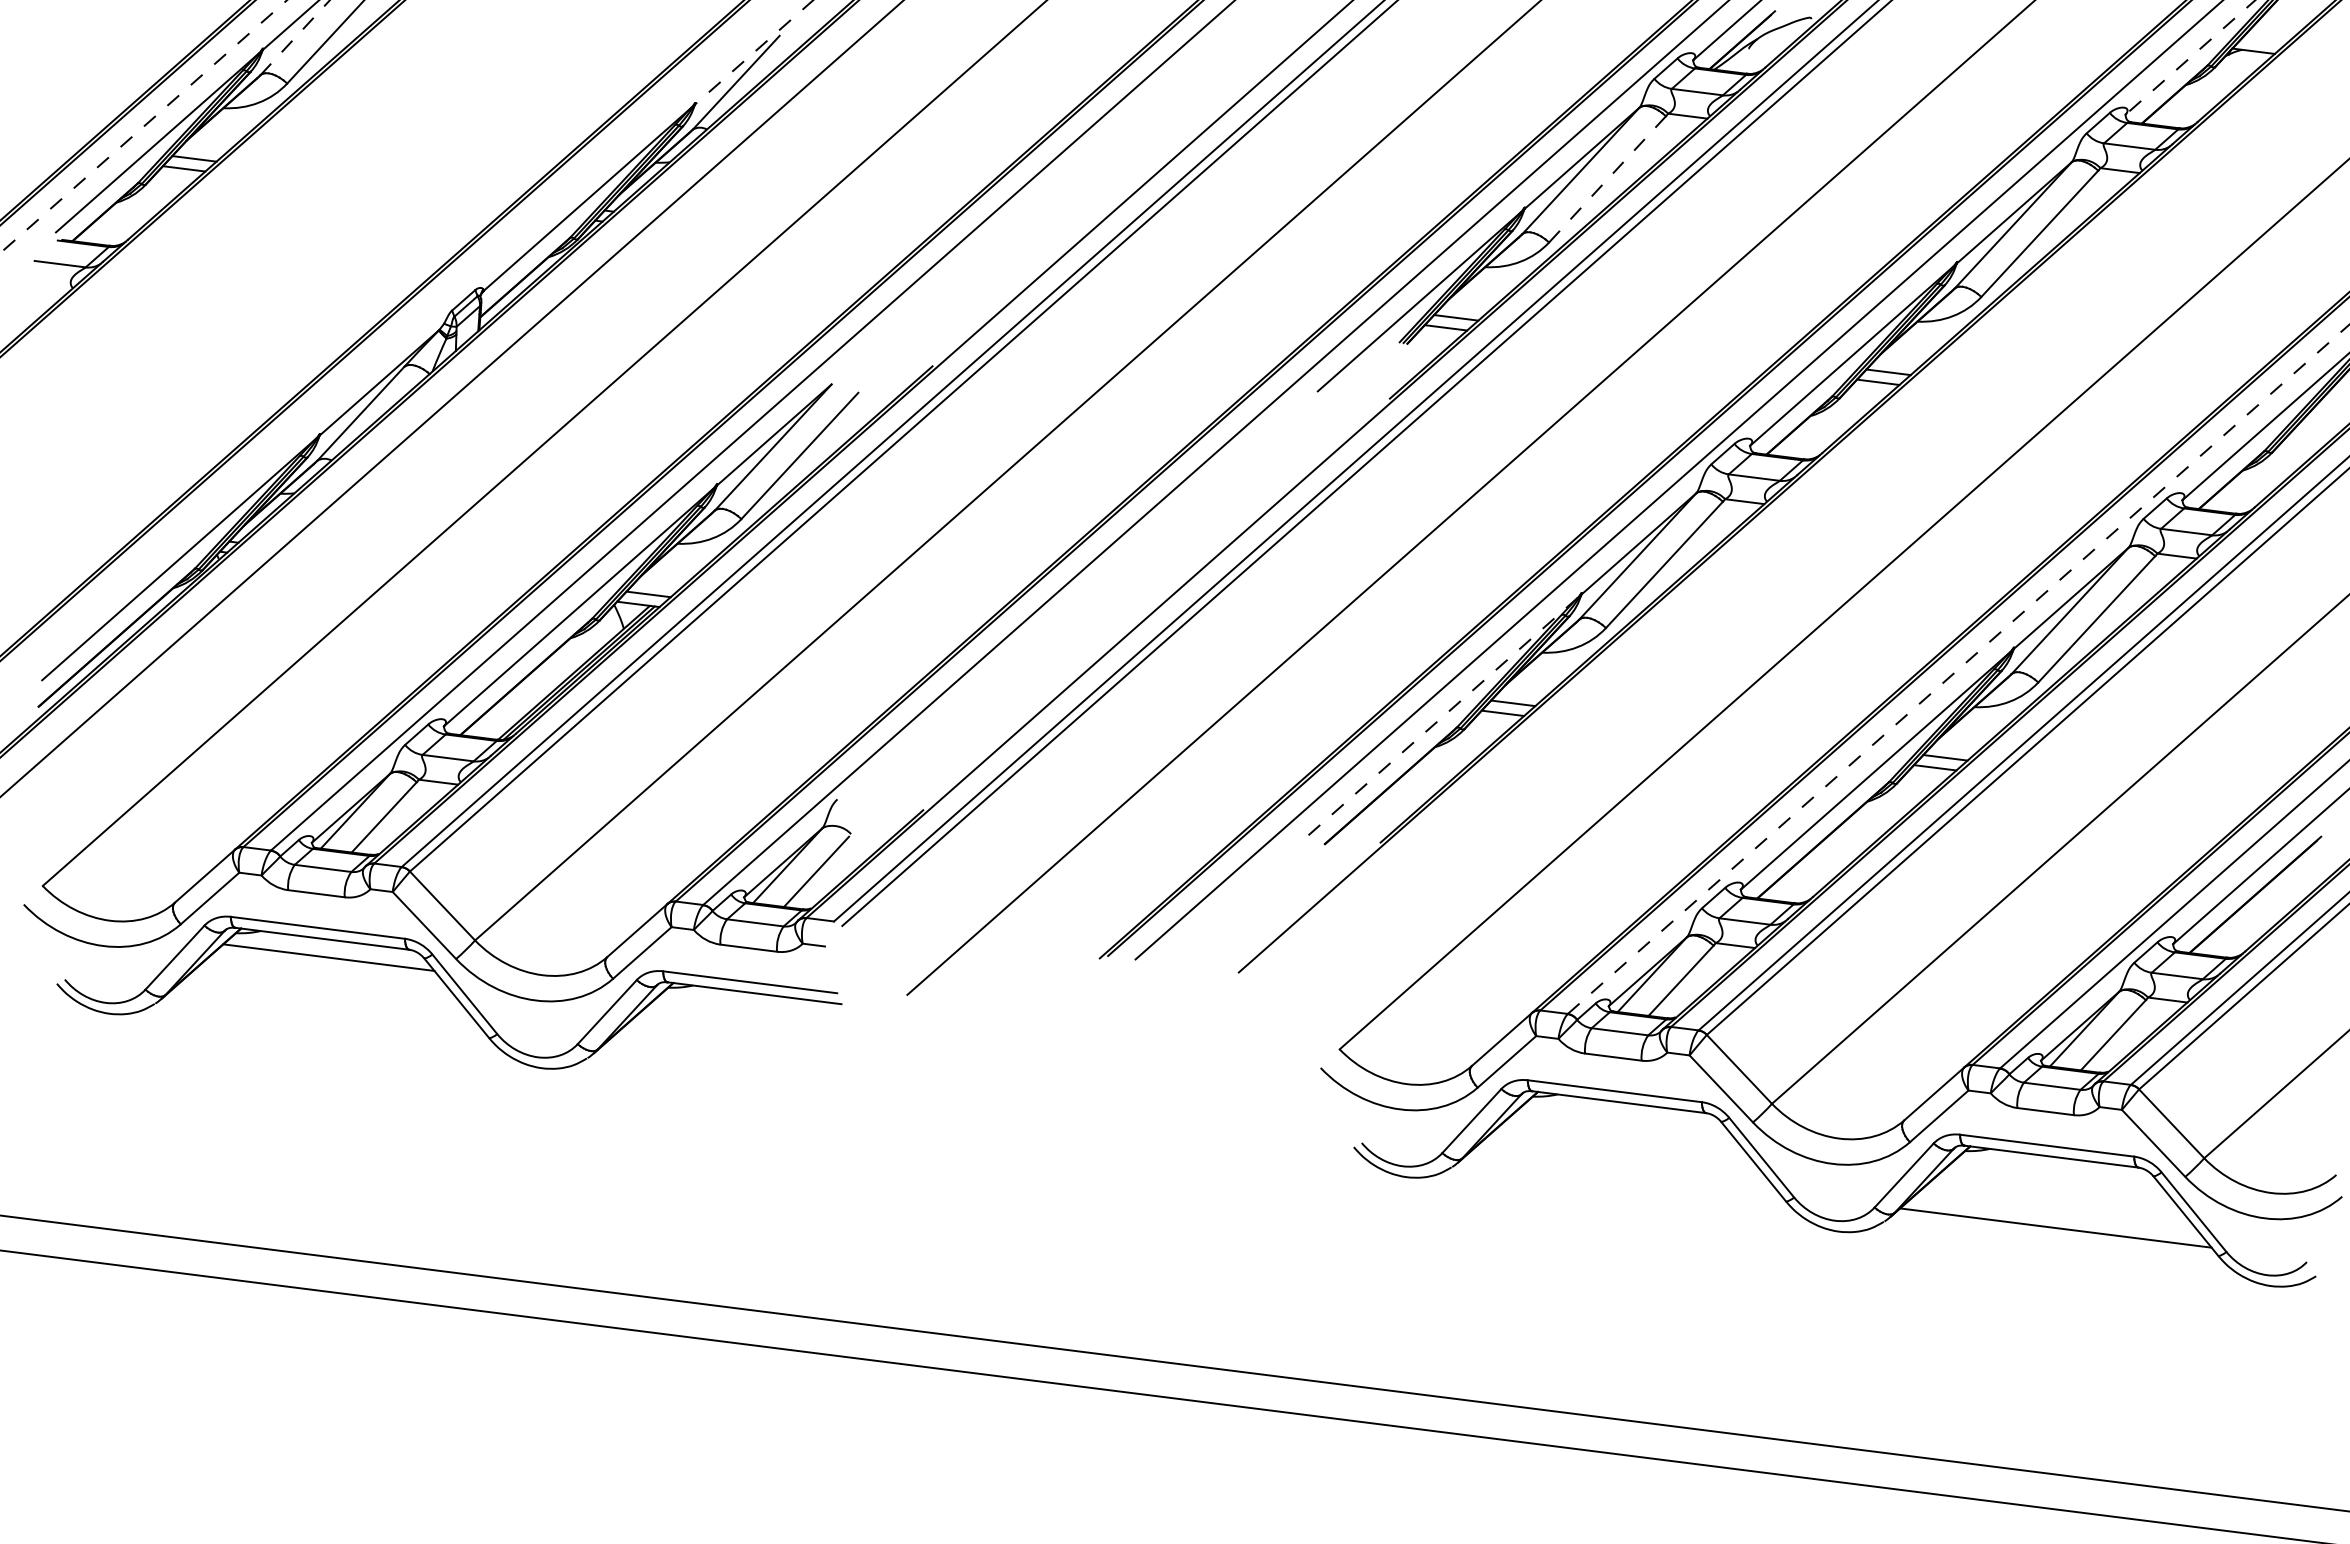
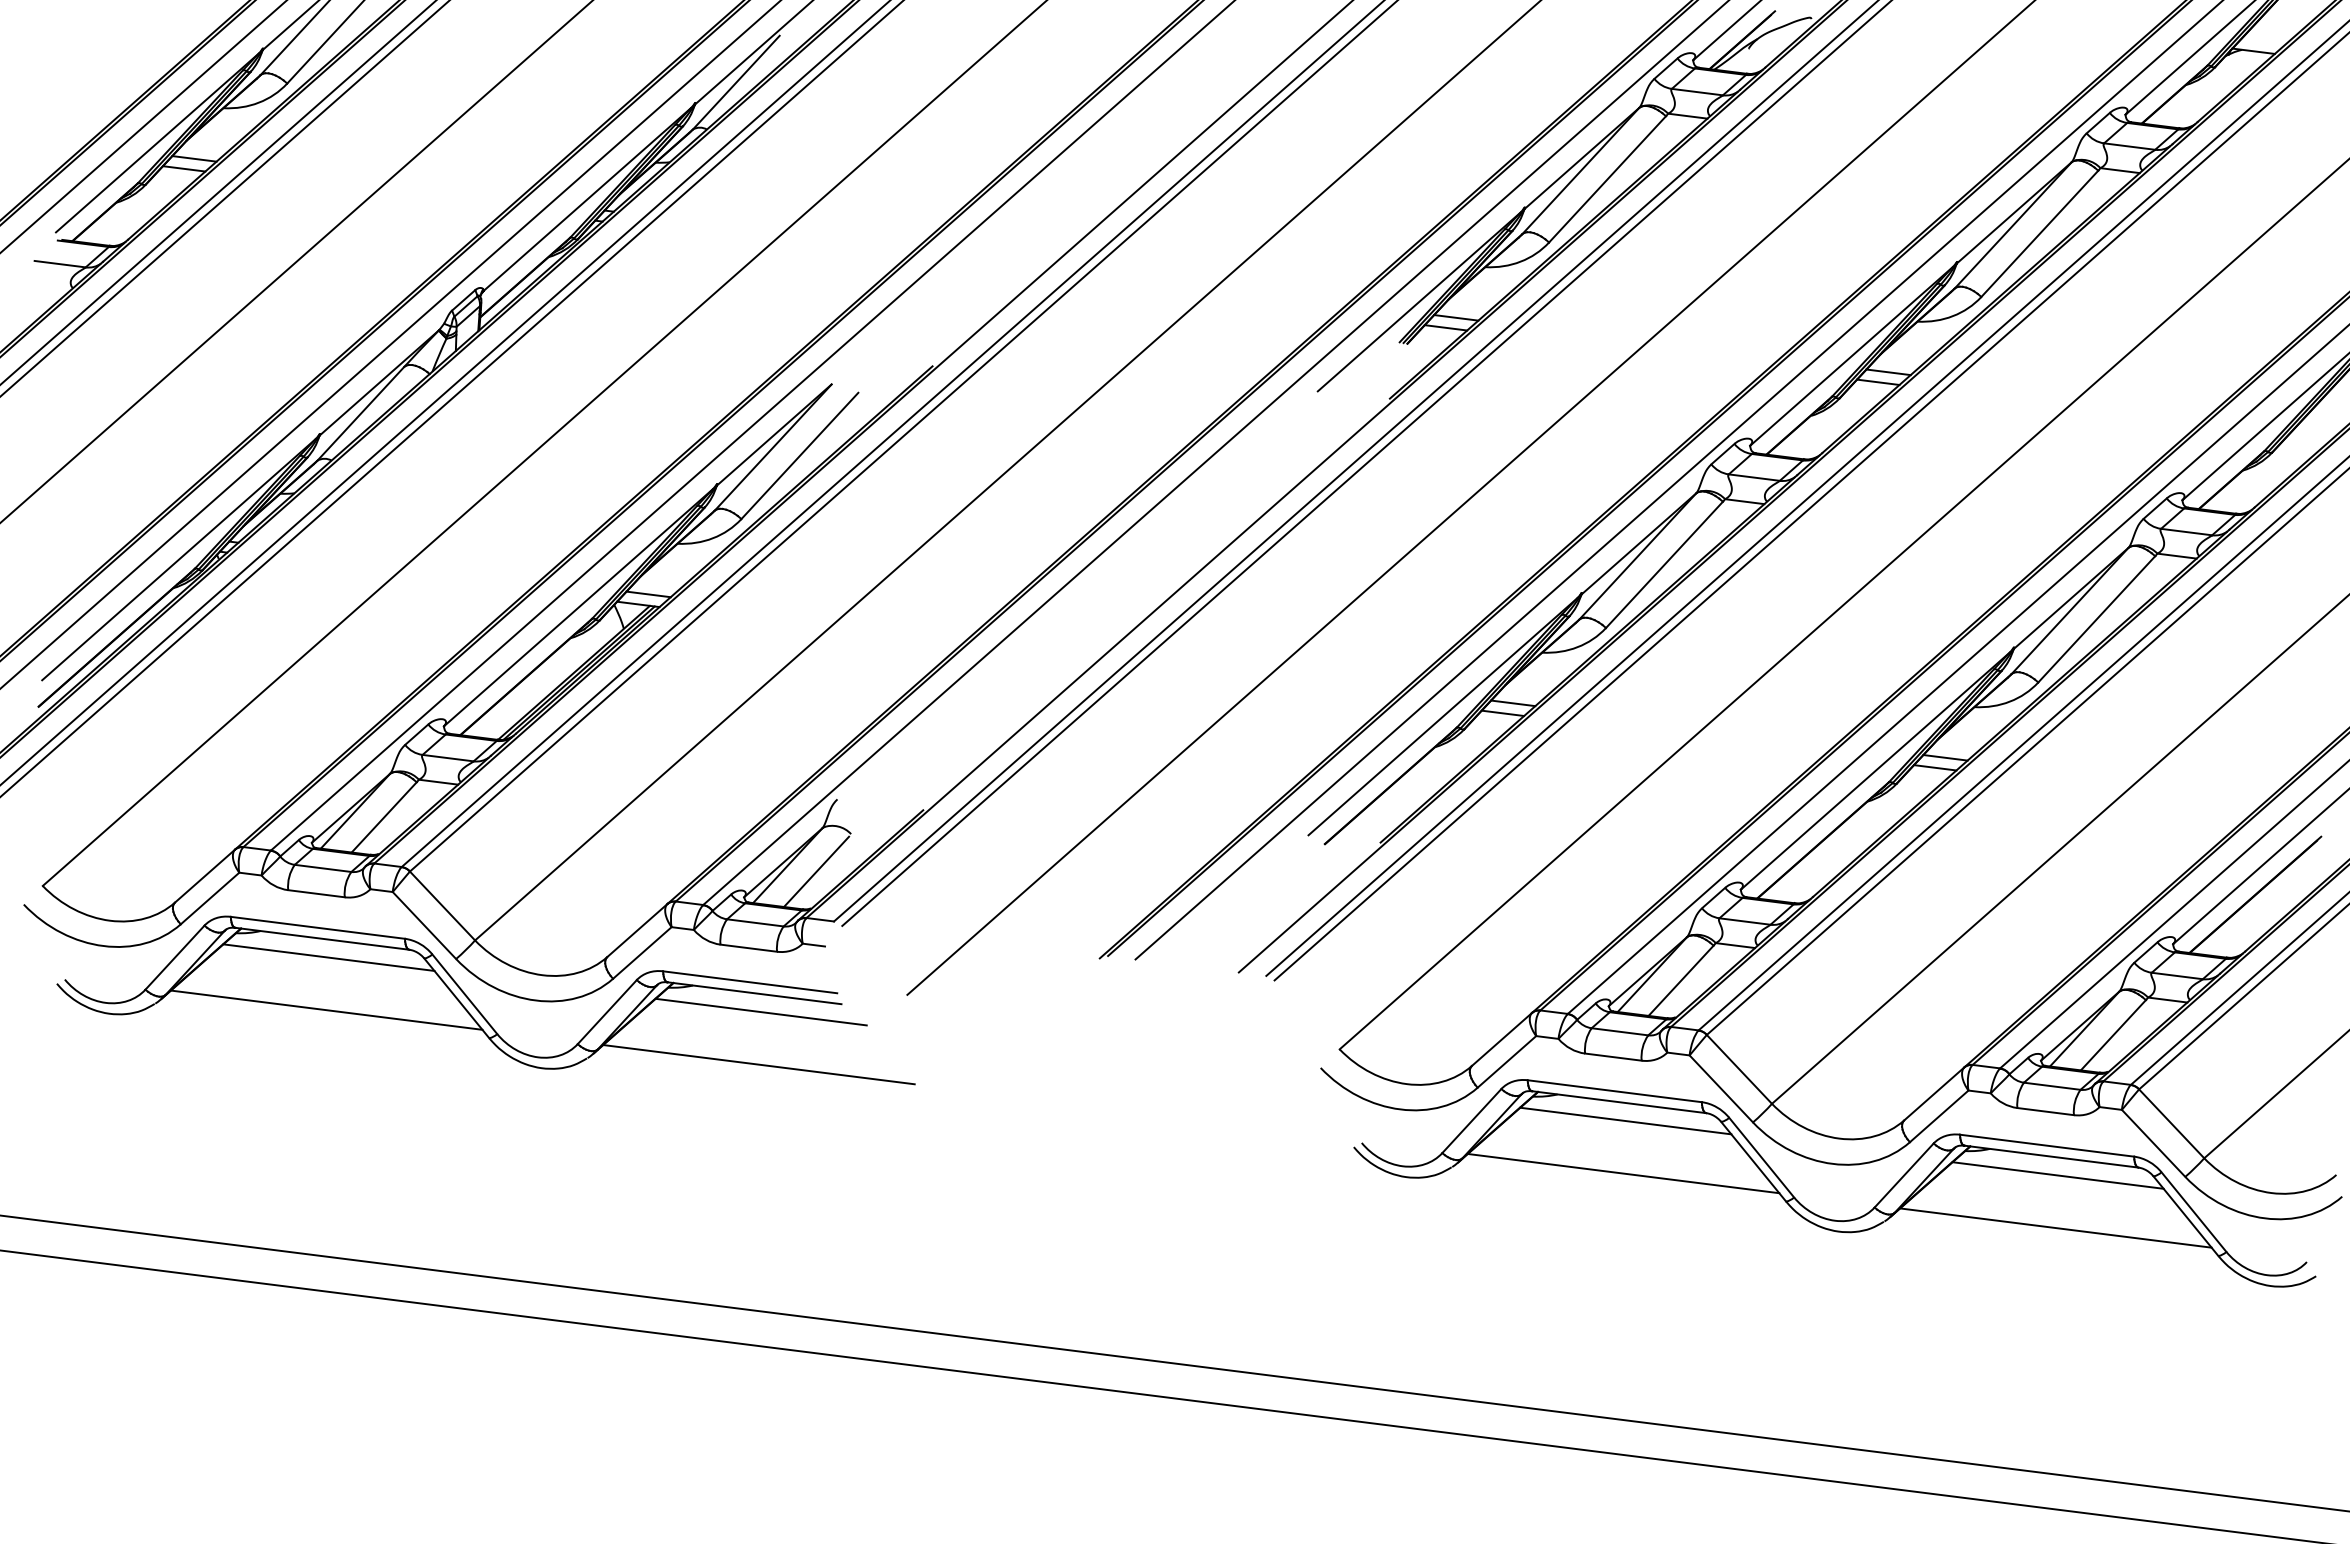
line: dashed -> solid (295, 37)
line: dashed -> solid (754, 52)
line: dashed -> solid (2189, 57)
line: dashed -> solid (144, 126)
line: dashed -> solid (1607, 179)
line: none -> present (218, 192)
line: none -> present (224, 198)
line: none -> present (296, 261)
line: none -> present (390, 344)
line: none -> present (445, 392)
line: none -> present (1806, 499)
line: none -> present (1810, 507)
line: dashed -> solid (1958, 669)
line: dashed -> solid (1443, 716)
line: none -> present (326, 1009)
line: none -> present (760, 1011)
line: none -> present (758, 1064)
line: none -> present (1625, 1120)
line: none -> present (1623, 1173)
line: none -> present (2057, 1175)
